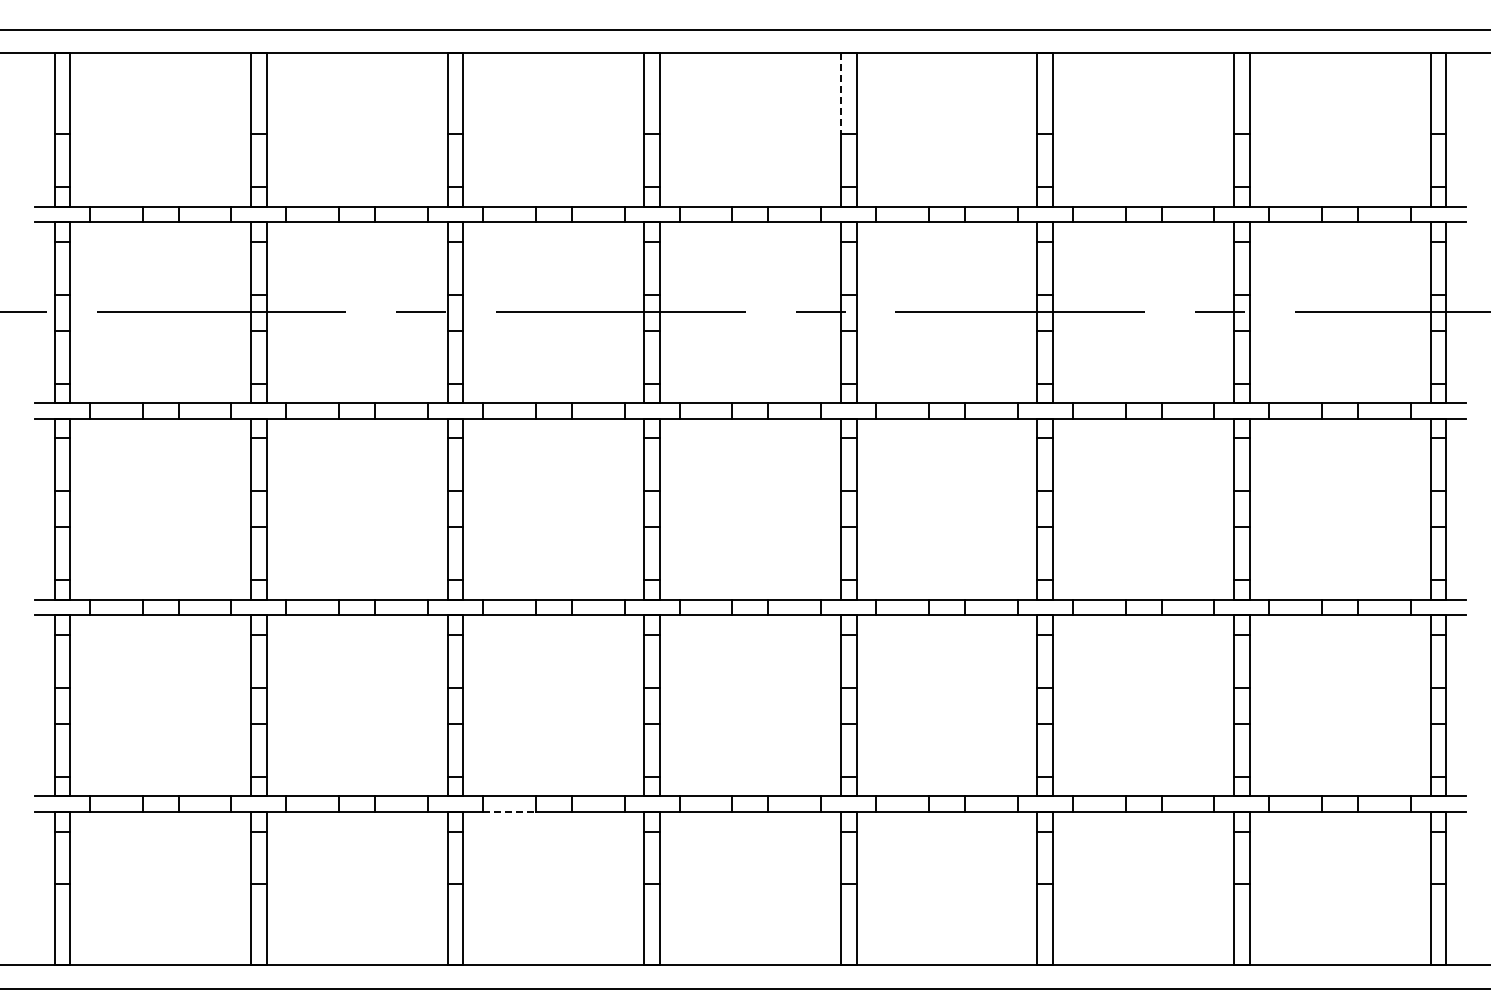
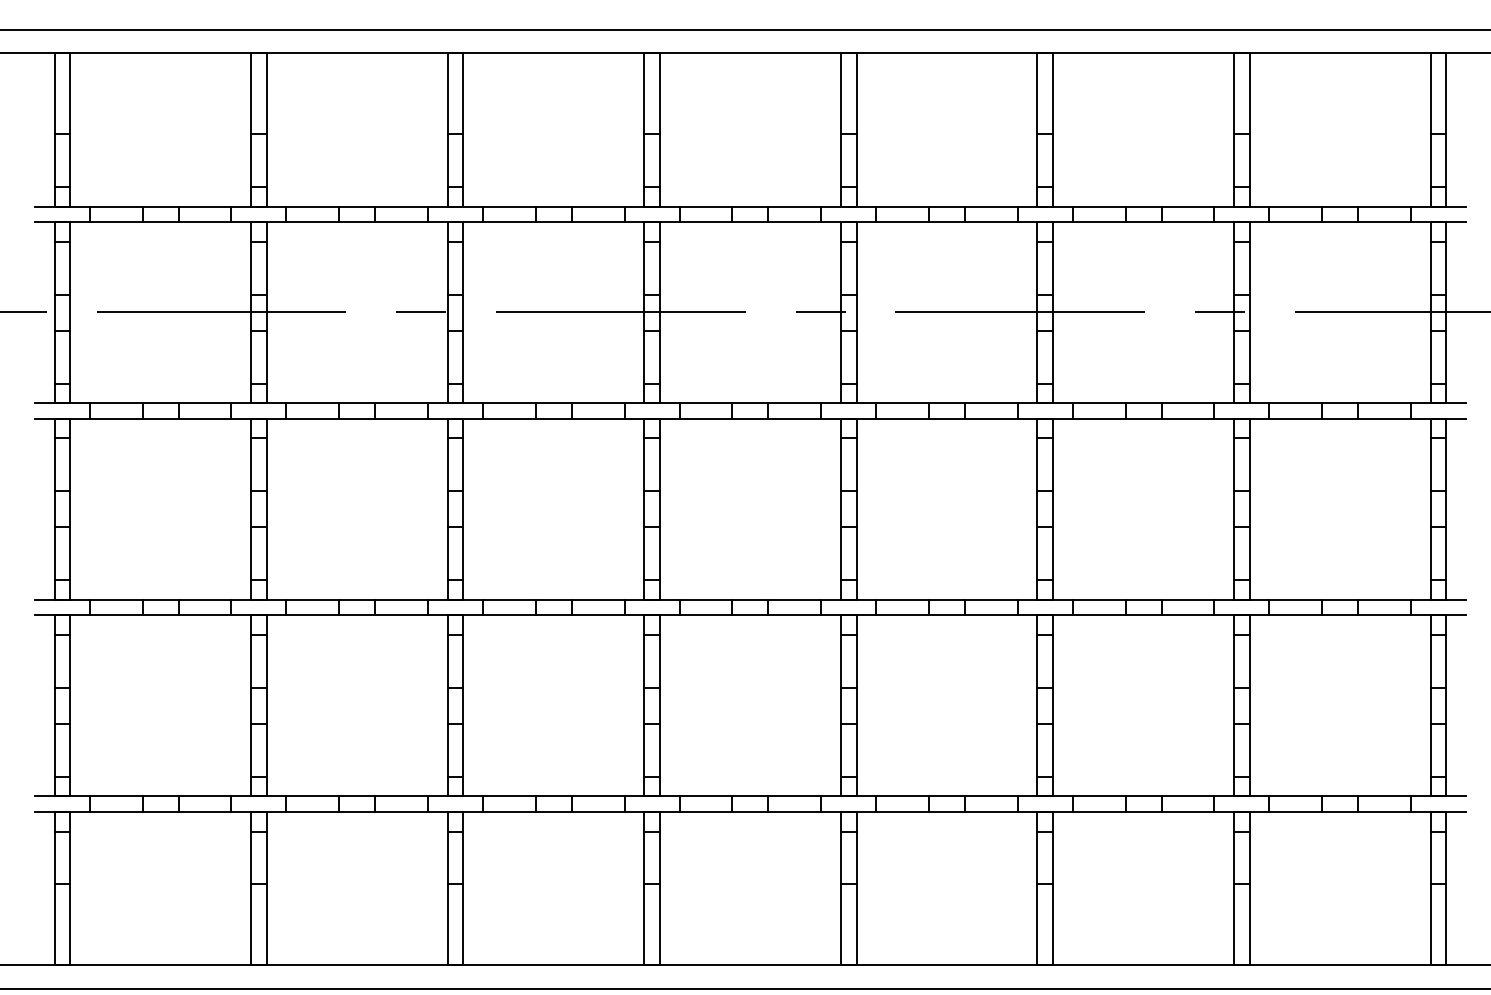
line: dashed -> solid (840, 94)
line: dashed -> solid (509, 812)
